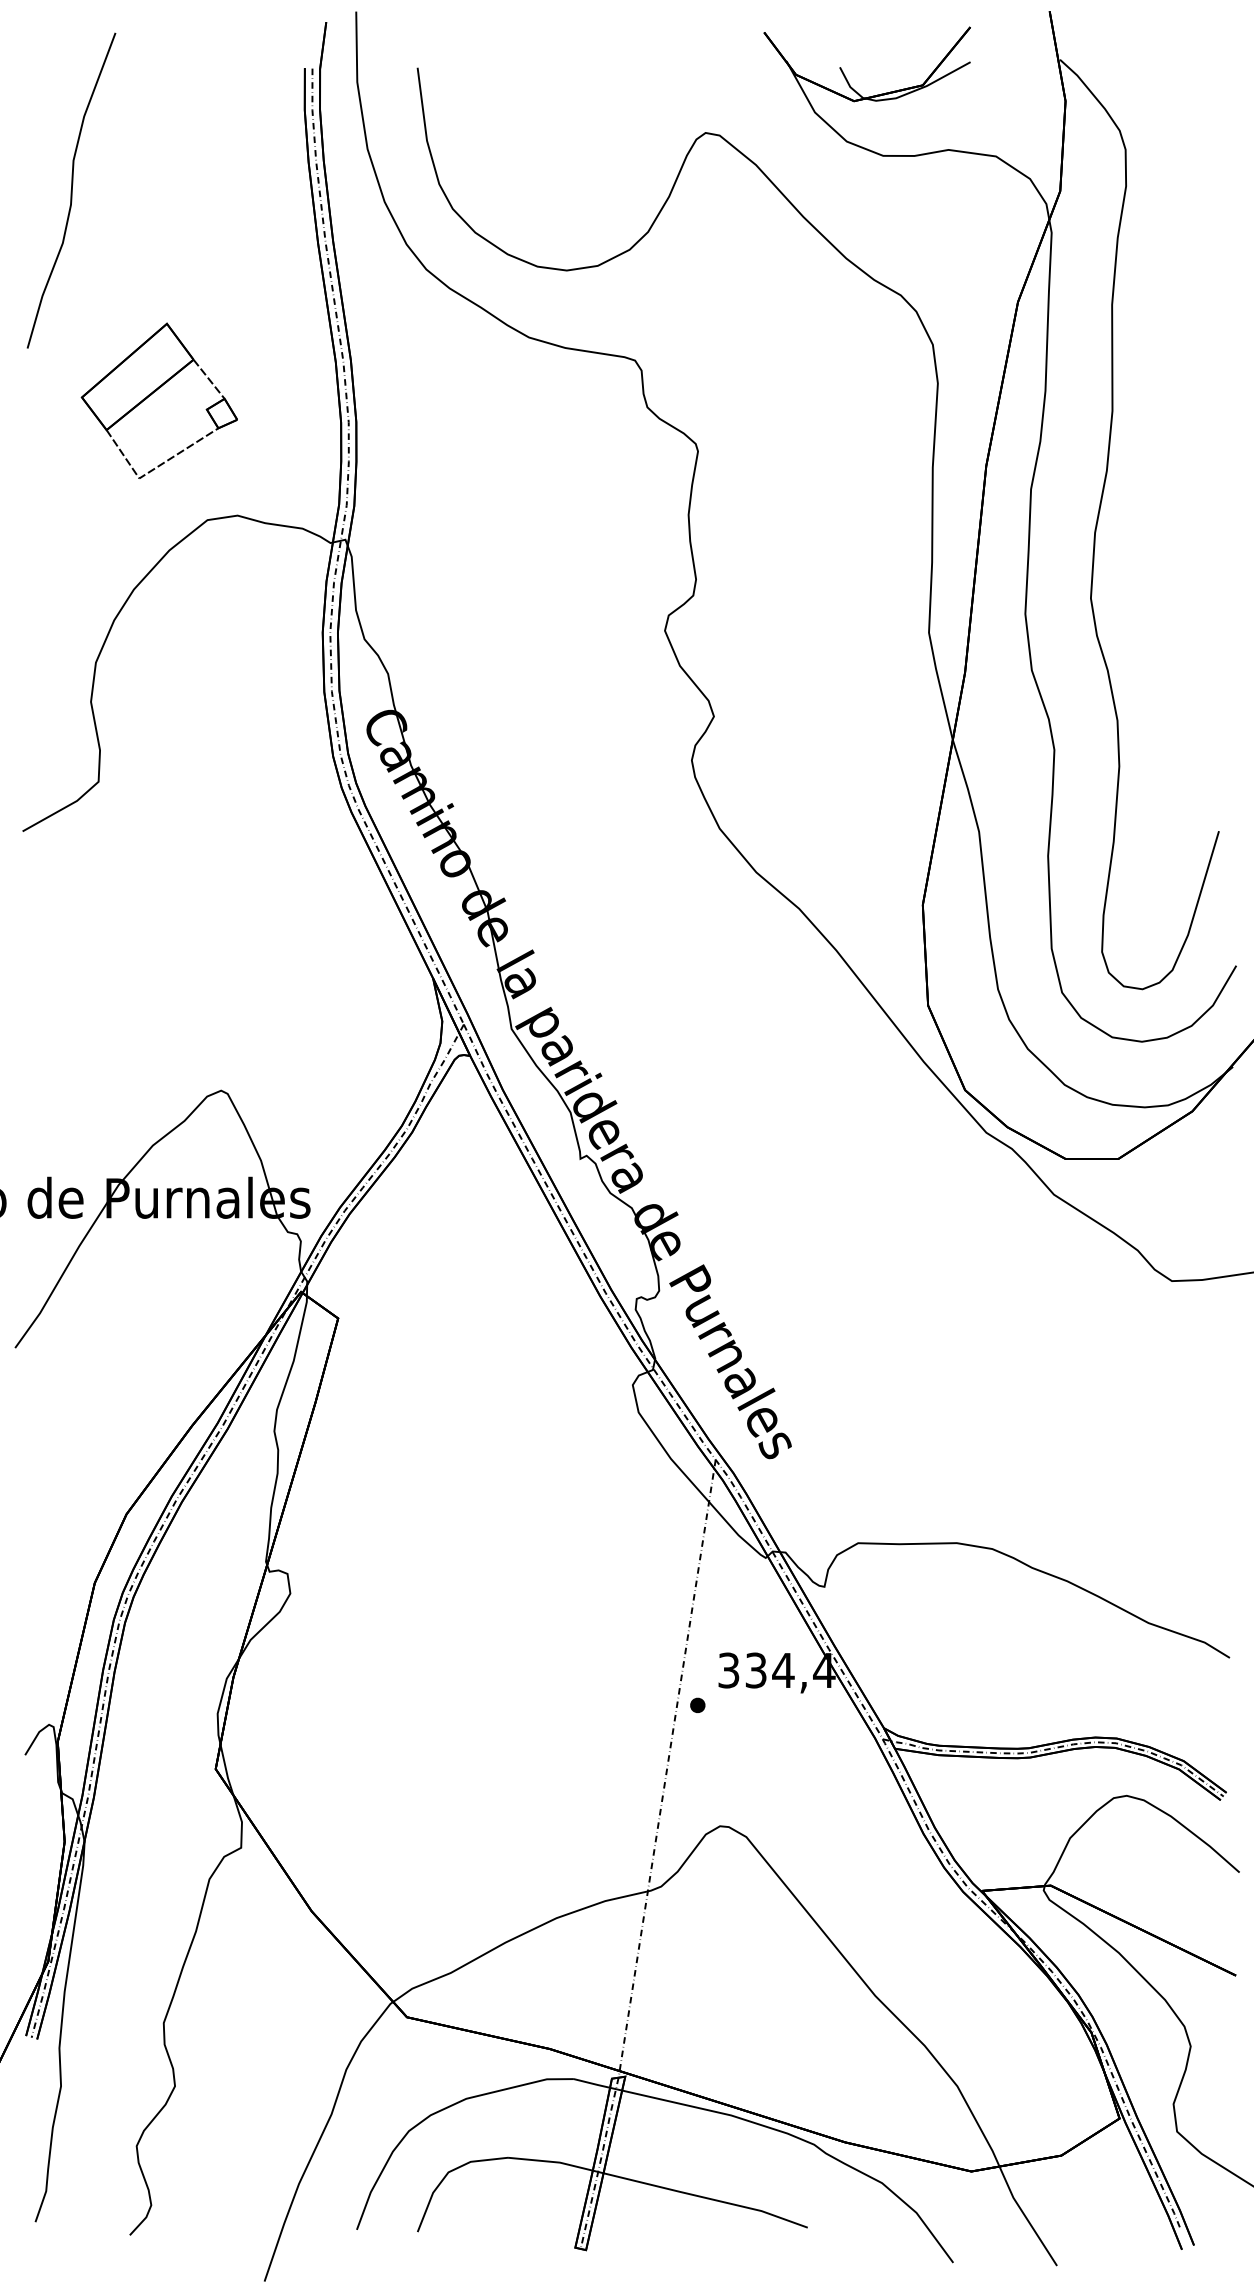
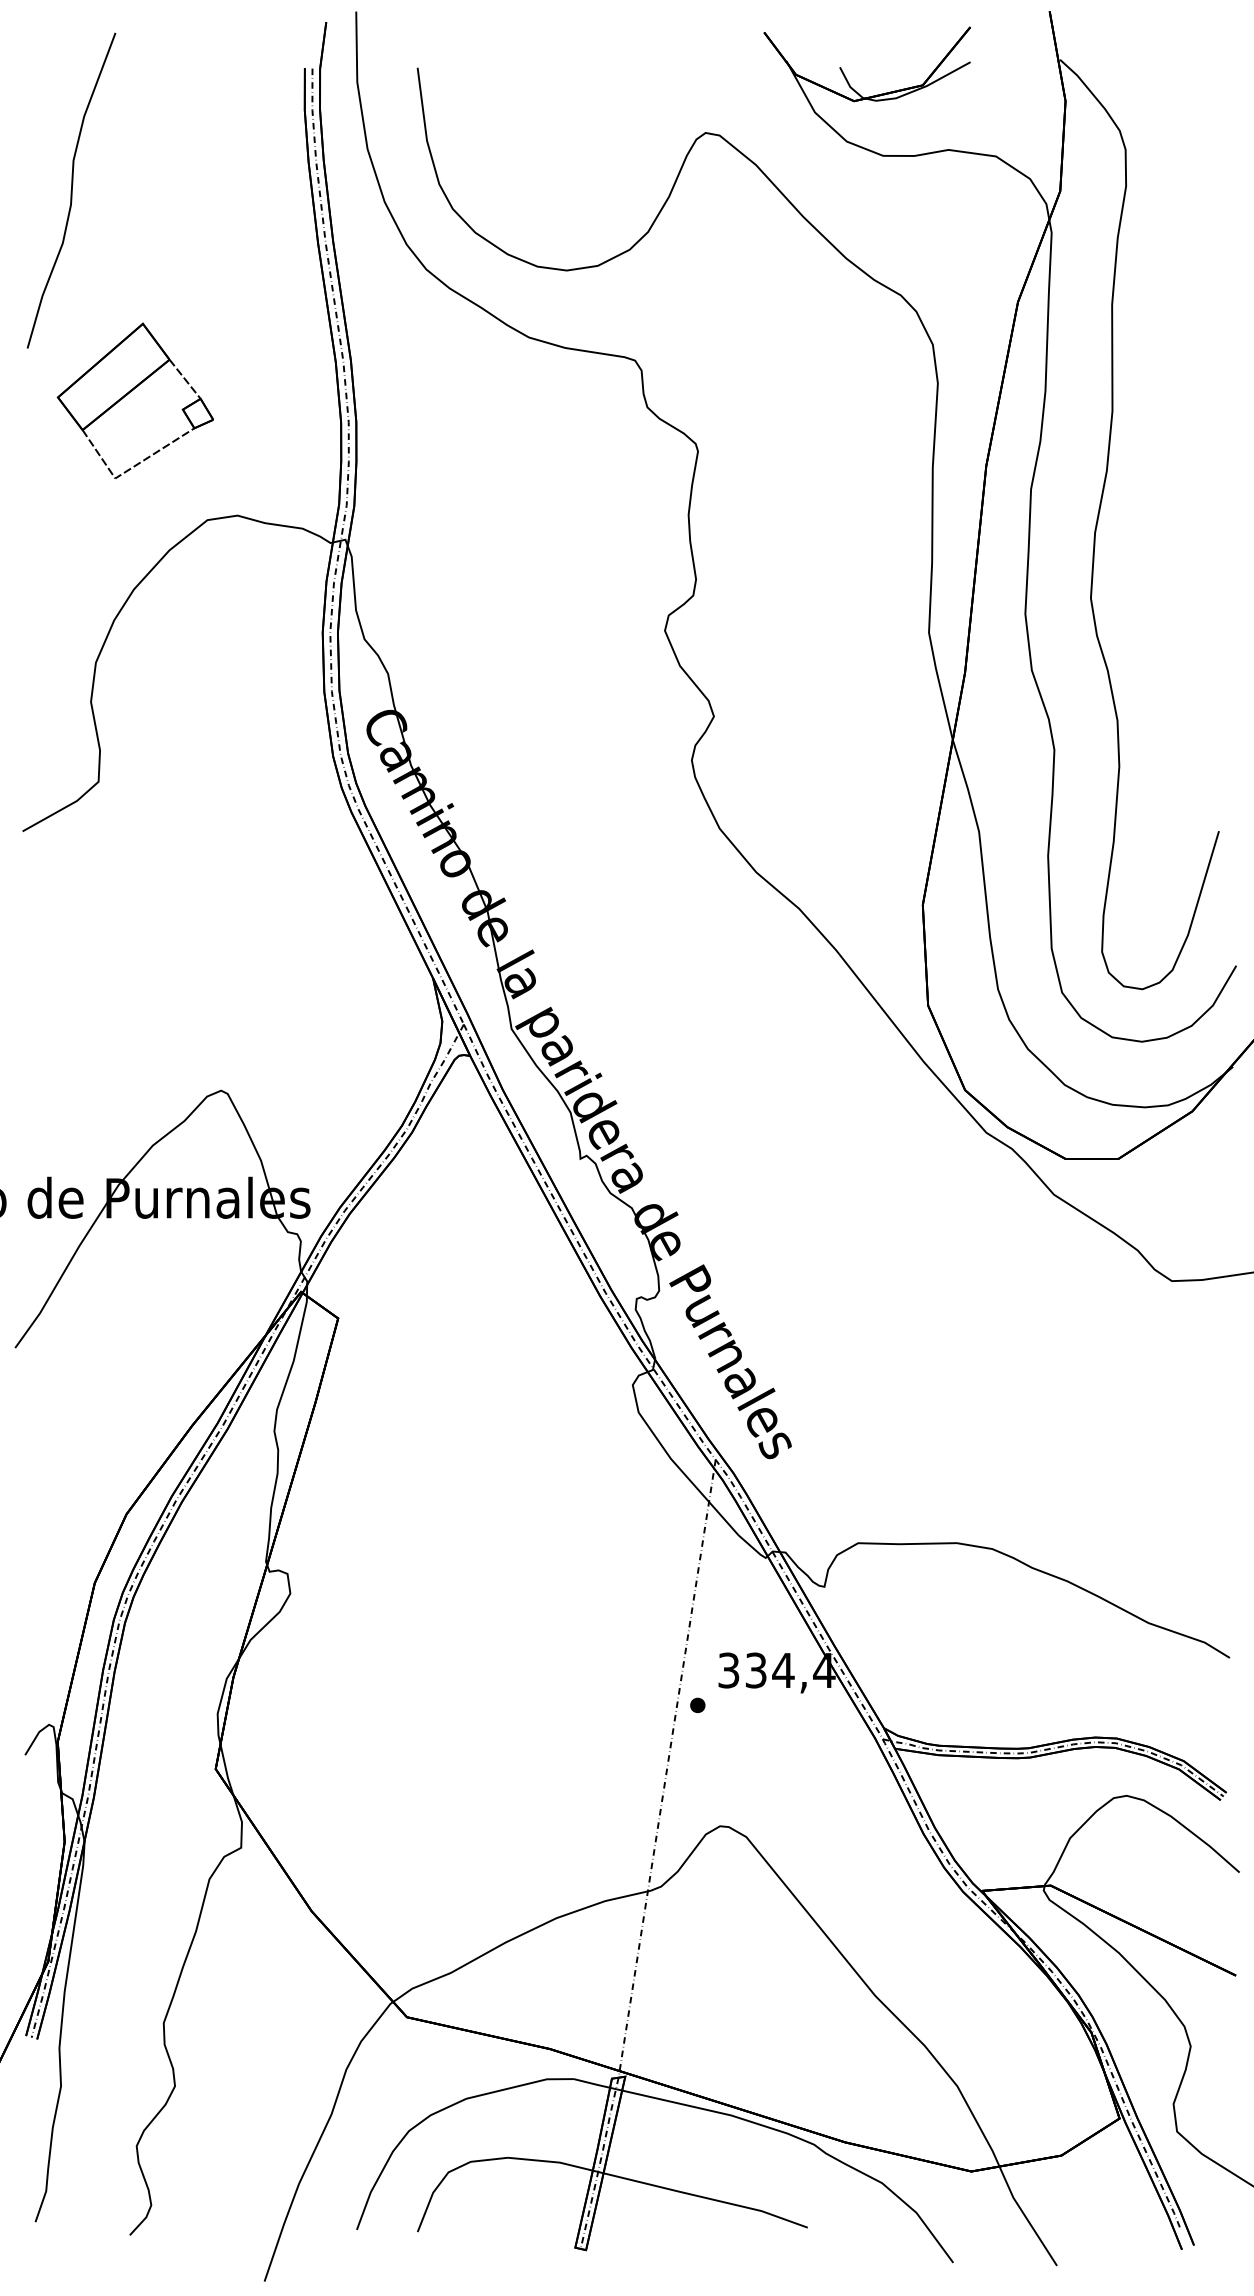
part position: (152, 394) -> (128, 394) (128, 394)
